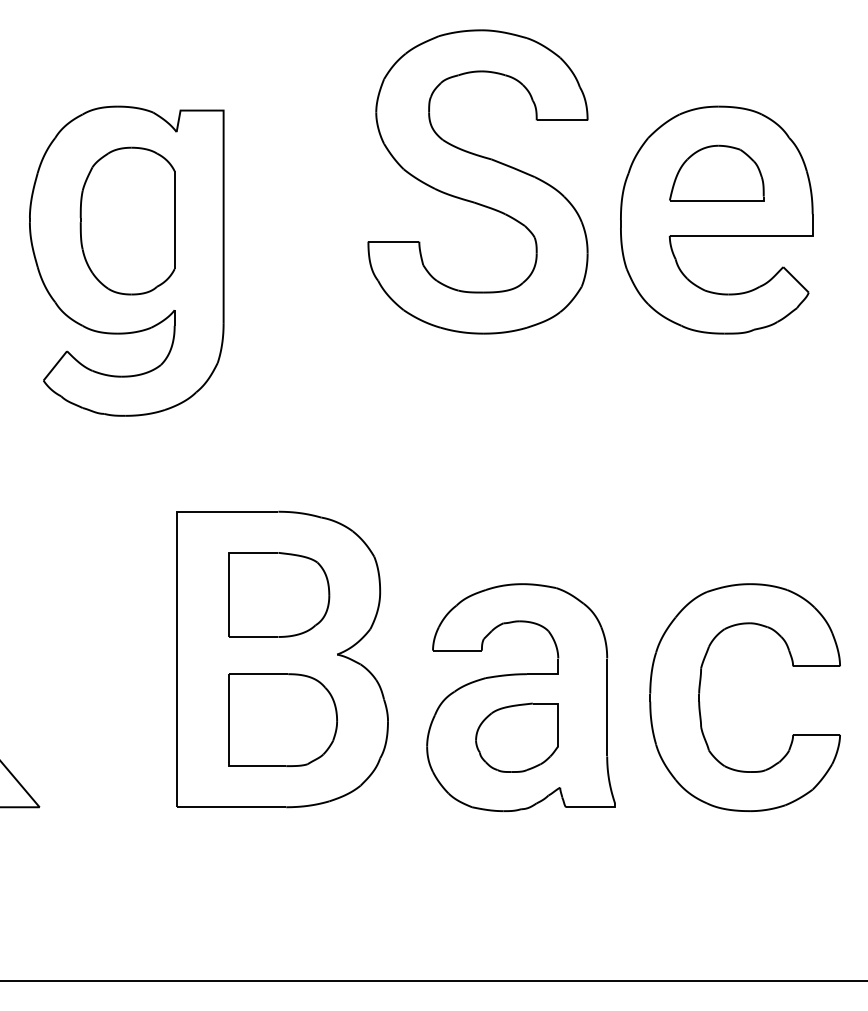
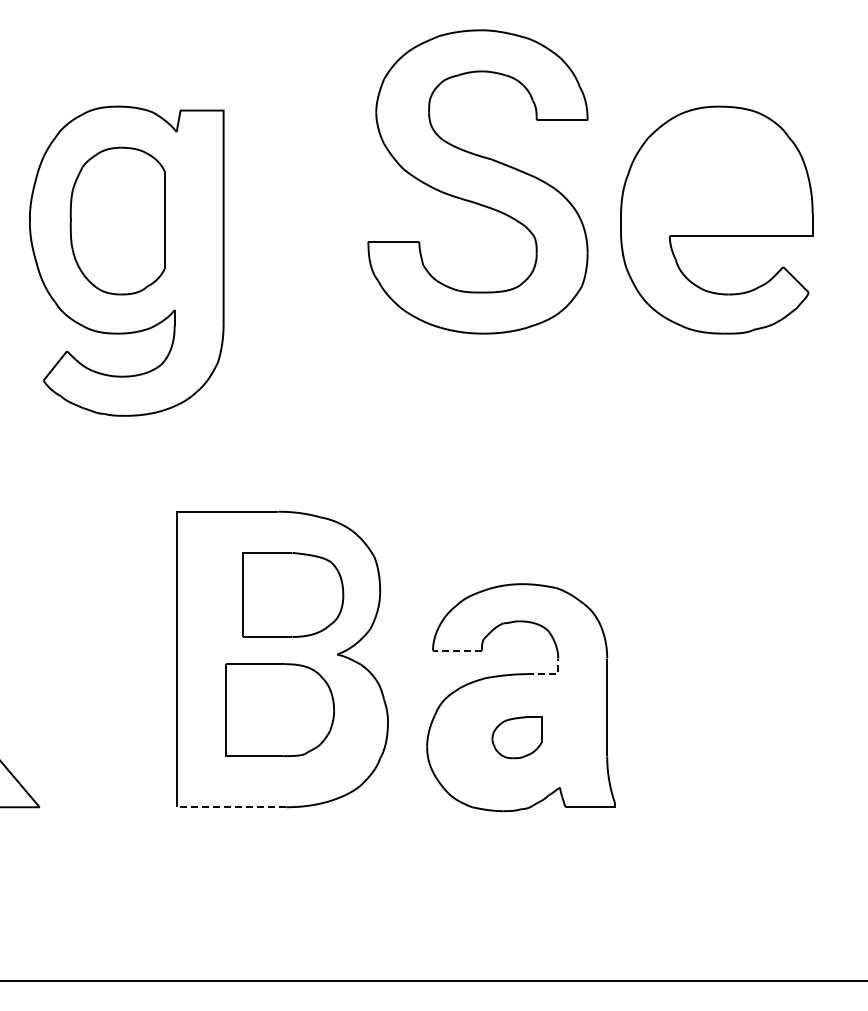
part: present -> none (716, 172)
part position: (127, 220) -> (117, 220) (117, 220)
part position: (279, 594) -> (293, 594) (293, 594)
line: solid -> dashed (456, 650)
line: solid -> dashed (551, 674)
part: present -> none (700, 692)
part position: (282, 719) -> (279, 709) (279, 709)
part size: 84x71 px -> 52x44 px (516, 737)
line: solid -> dashed (231, 807)
